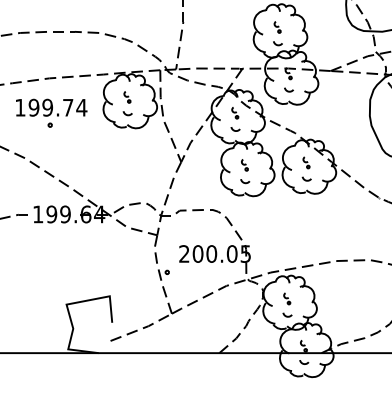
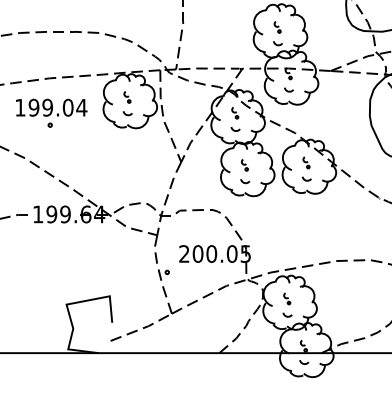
text: 199.74 -> 199.04 (67, 107)
